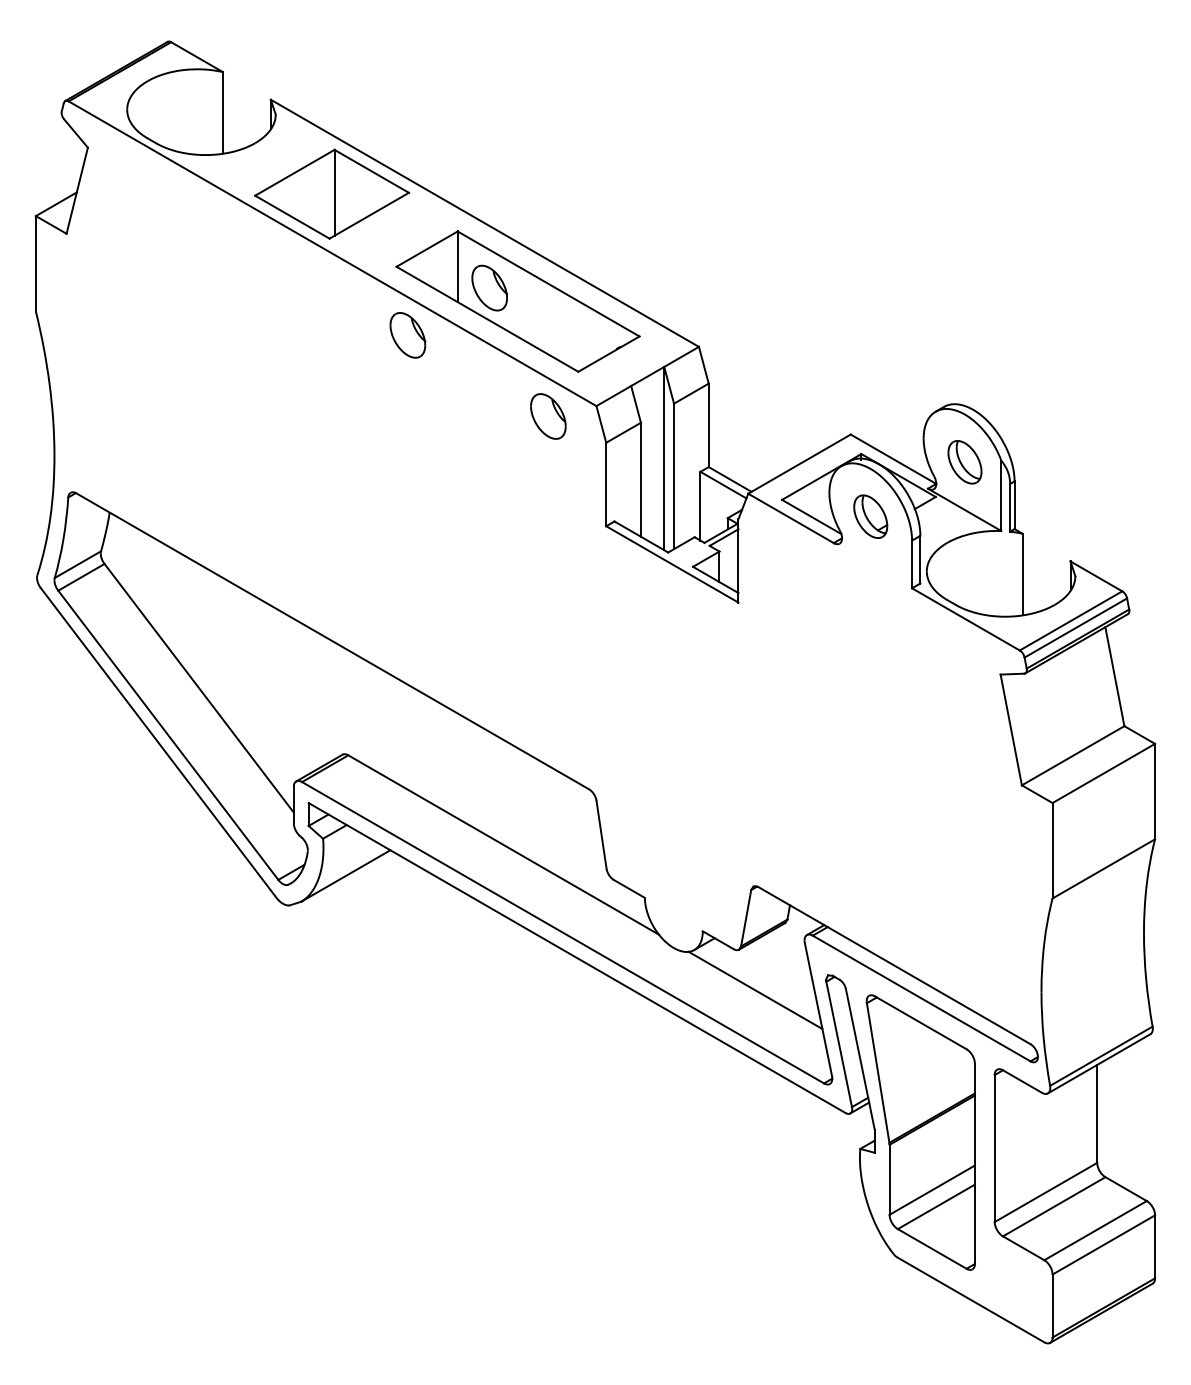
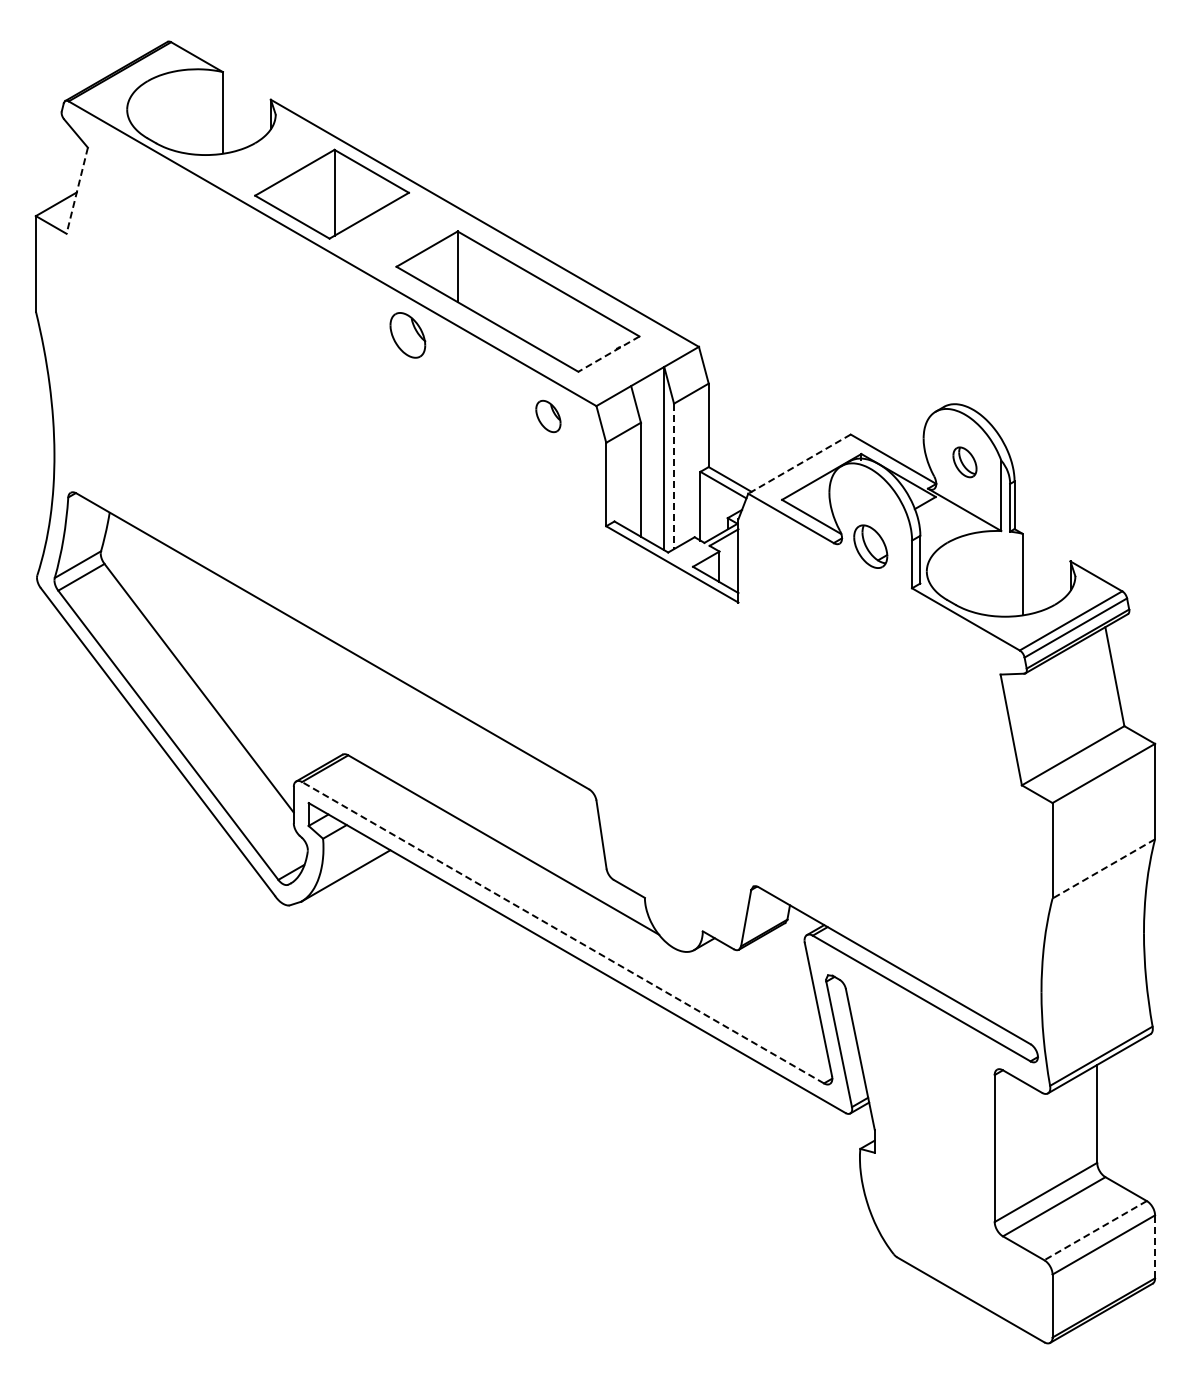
line: solid -> dashed (77, 191)
part: present -> none (489, 287)
line: solid -> dashed (608, 354)
part size: 37x47 px -> 27x35 px (548, 416)
part size: 36x45 px -> 26x33 px (964, 462)
line: solid -> dashed (799, 464)
line: solid -> dashed (674, 476)
part position: (870, 516) -> (870, 546) (870, 546)
line: solid -> dashed (1103, 869)
line: solid -> dashed (562, 932)
line: present -> none (755, 990)
part: present -> none (920, 1132)
line: solid -> dashed (1095, 1230)
line: solid -> dashed (1155, 1246)
